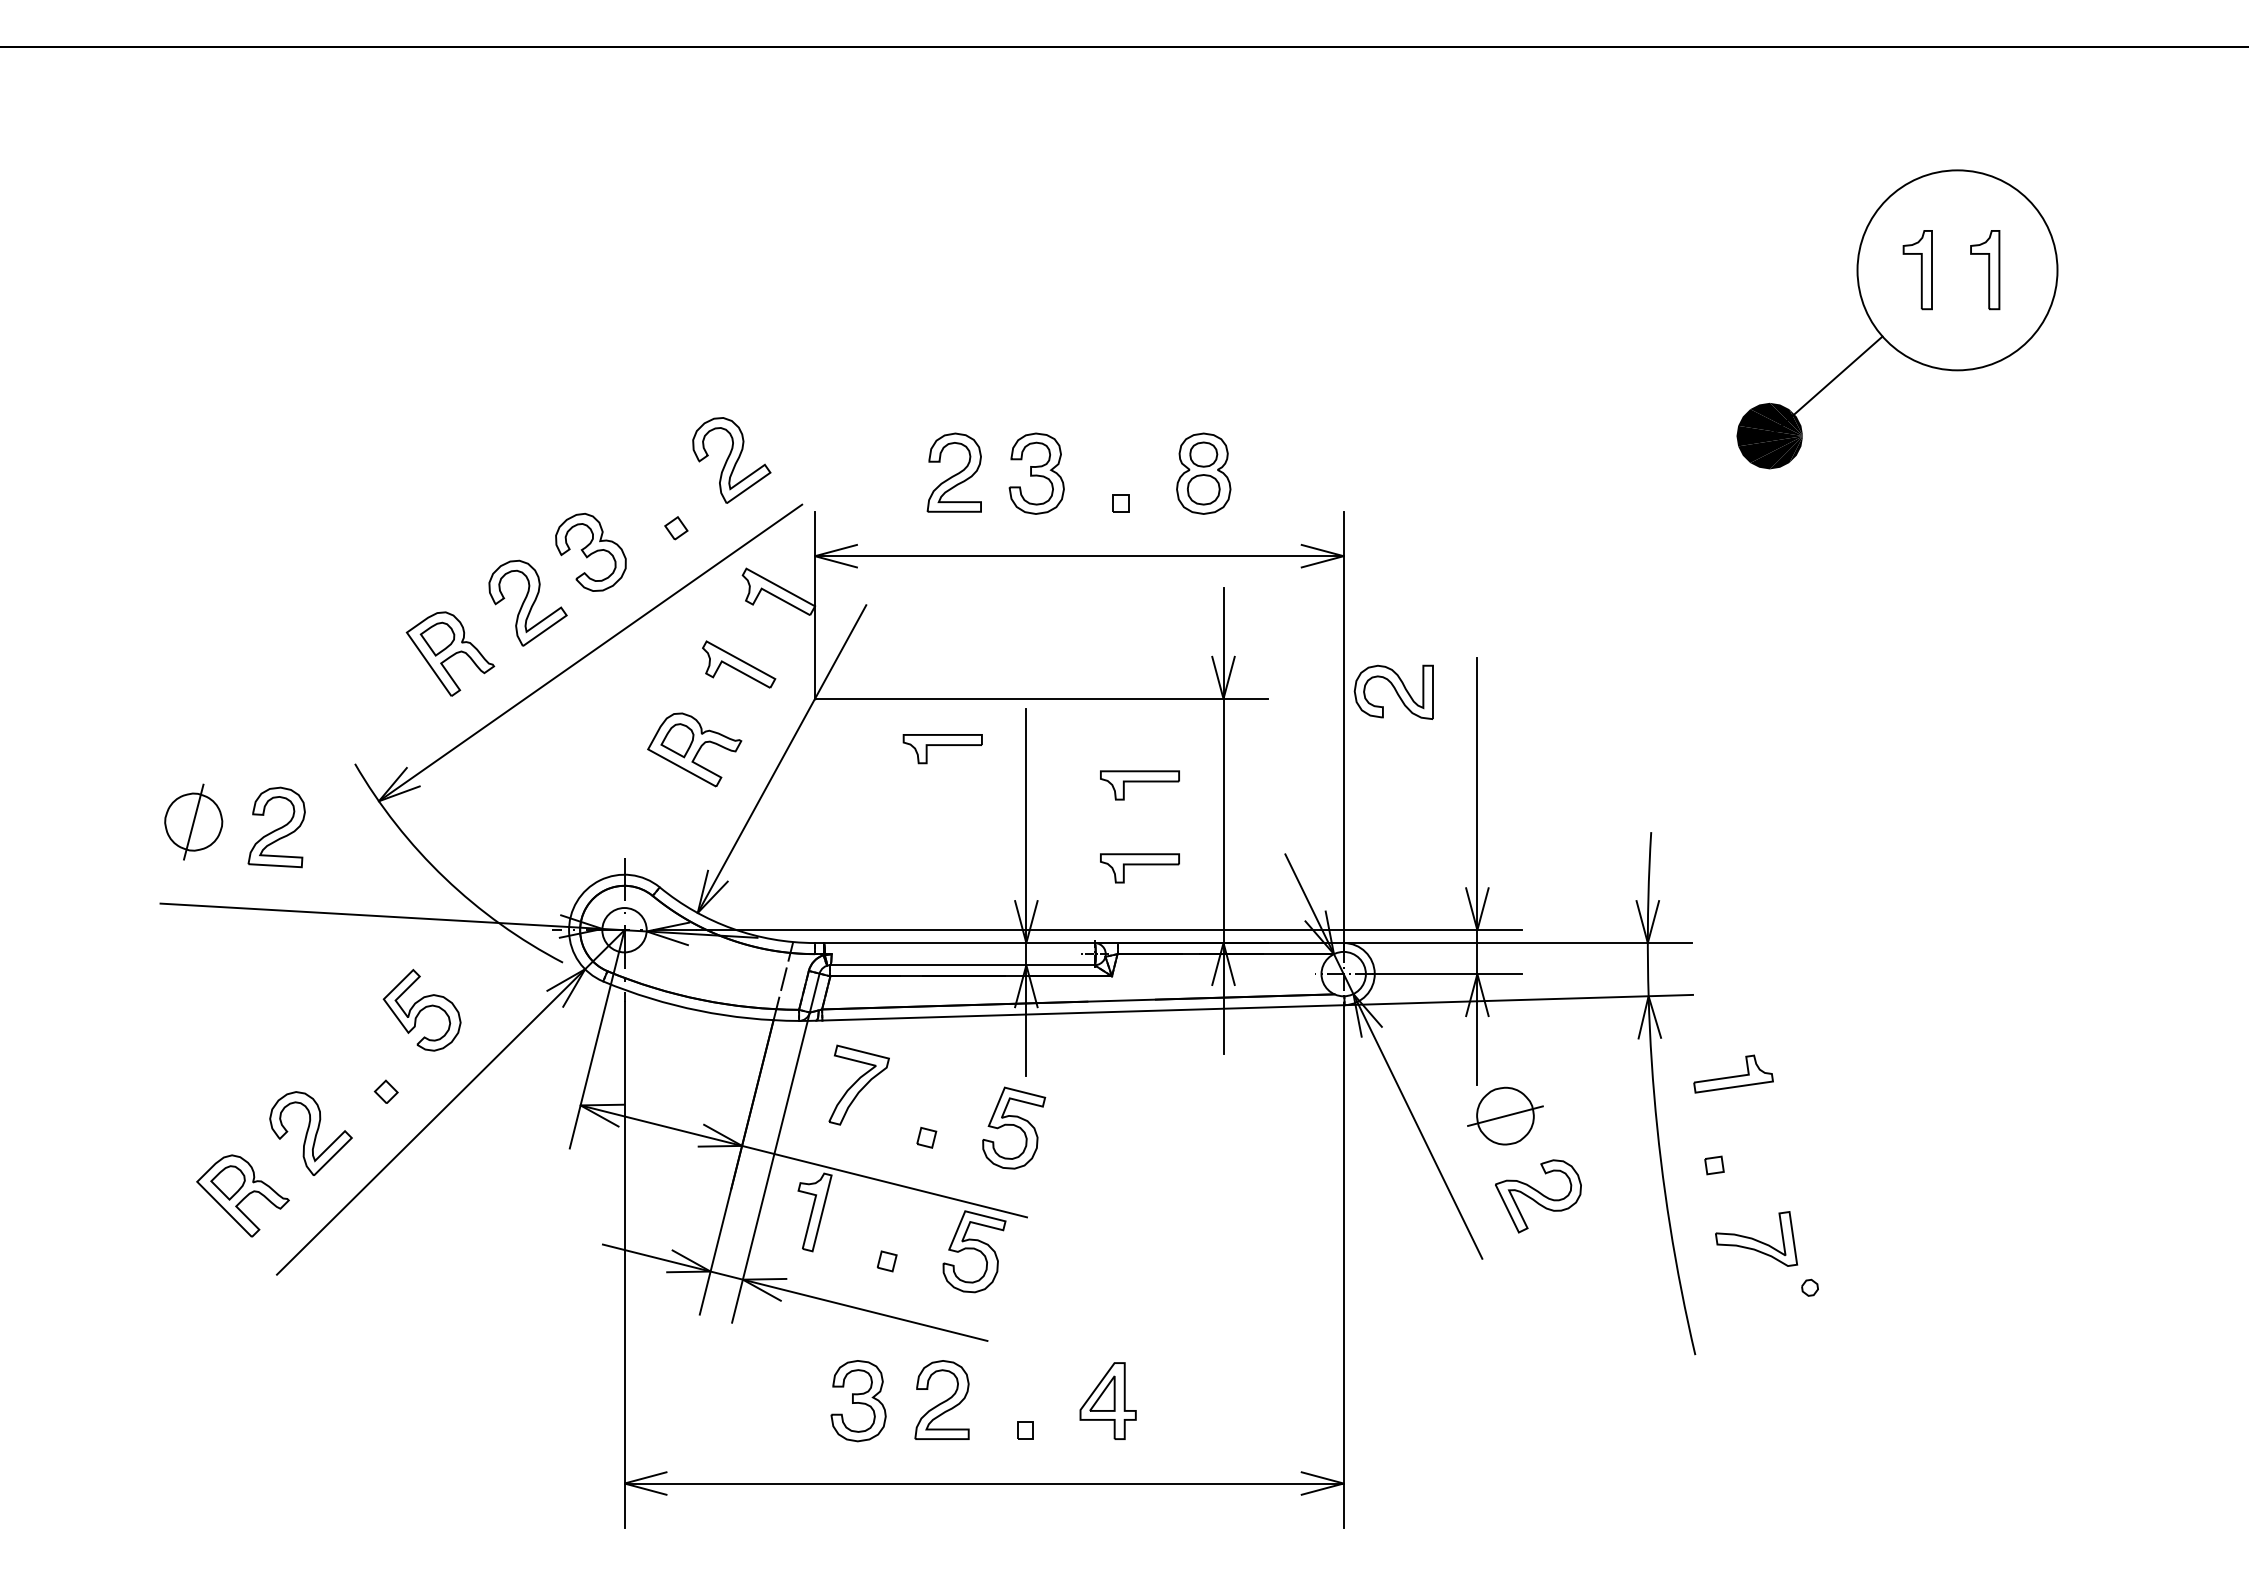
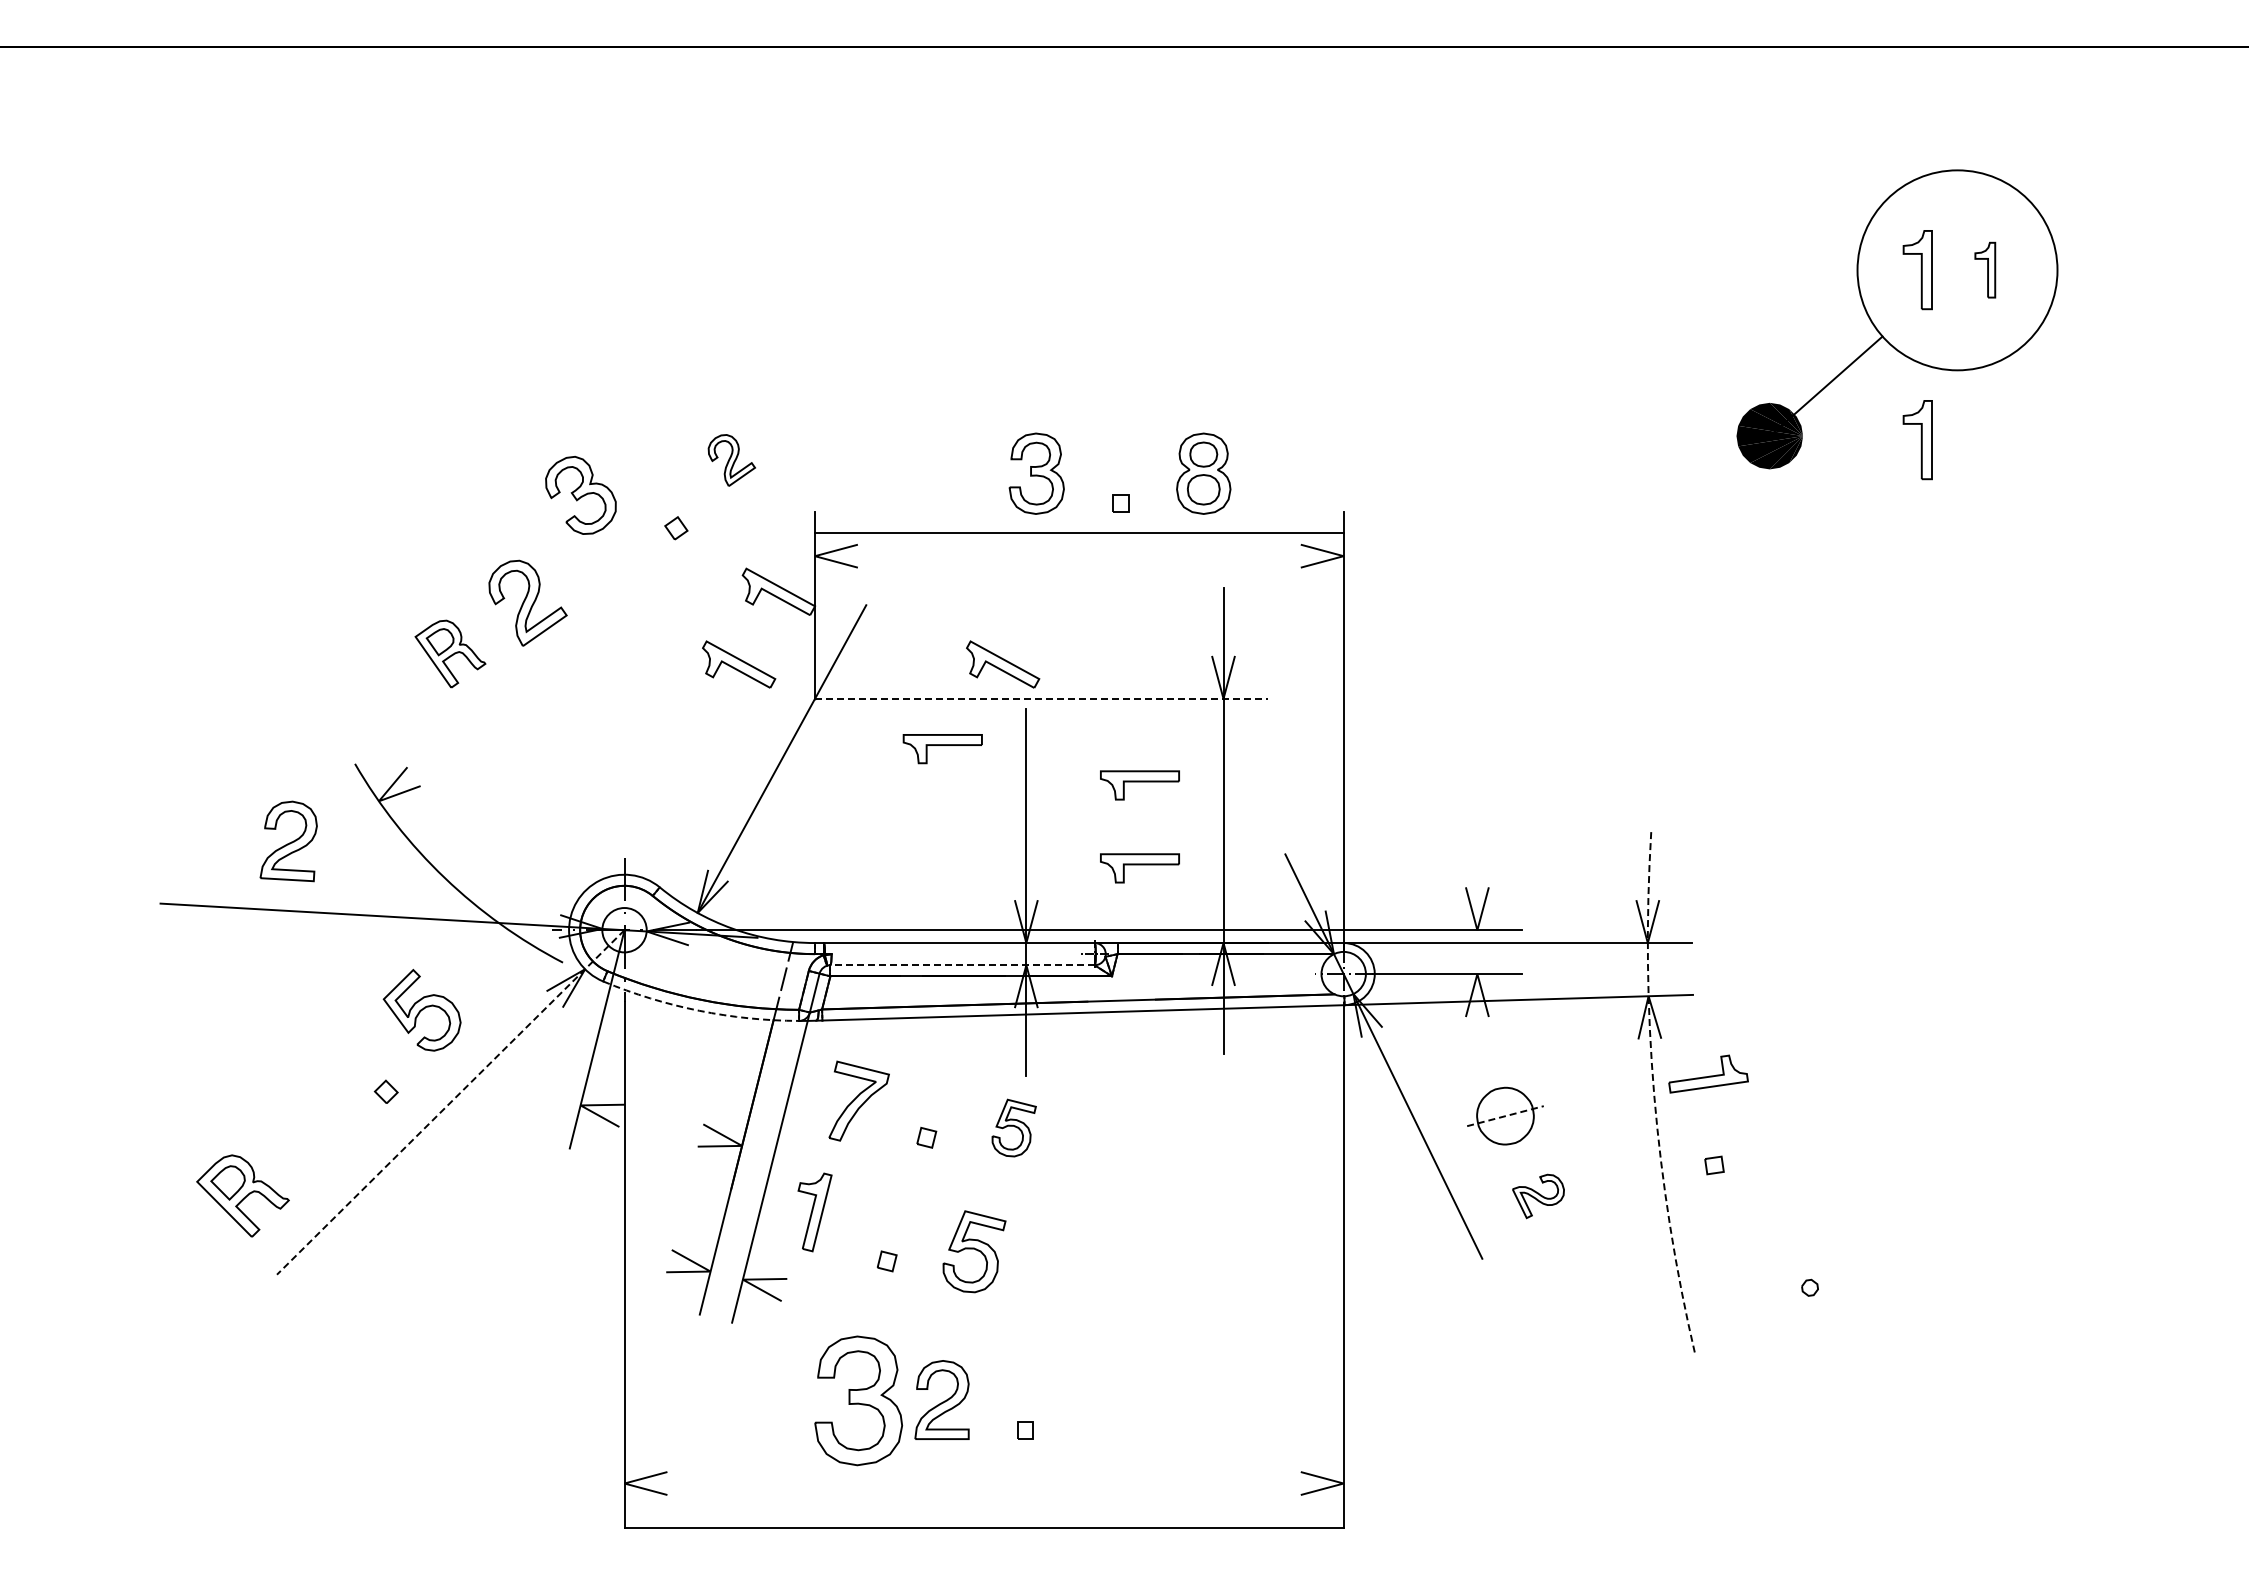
part size: 31x81 px -> 23x58 px (1985, 269)
part: none -> present (1917, 440)
part size: 80x87 px -> 49x53 px (731, 460)
part: present -> none (953, 472)
part position: (590, 552) -> (580, 495) (580, 495)
line position: (1079, 556) -> (1079, 533) (1079, 533)
line: present -> none (590, 652)
part size: 91x86 px -> 73x70 px (450, 653)
part: none -> present (1003, 664)
part: present -> none (1393, 691)
line: solid -> dashed (1041, 698)
part: present -> none (694, 749)
part: present -> none (193, 821)
part position: (276, 827) -> (288, 841) (288, 841)
line: present -> none (1477, 871)
line: solid -> dashed (962, 965)
arc: solid -> dashed (699, 1010)
part position: (1733, 1073) -> (1708, 1073) (1708, 1073)
part position: (858, 1084) -> (858, 1100) (858, 1100)
arc: solid -> dashed (1654, 1095)
line: solid -> dashed (450, 1102)
line: solid -> dashed (1505, 1116)
part size: 65x84 px -> 46x60 px (1013, 1127)
part: present -> none (310, 1133)
line: present -> none (803, 1161)
part size: 87x75 px -> 53x47 px (1538, 1196)
part: present -> none (1756, 1238)
line: present -> none (794, 1292)
part: present -> none (1107, 1400)
part size: 57x83 px -> 90x132 px (858, 1400)
line position: (983, 1483) -> (983, 1527) (983, 1527)
